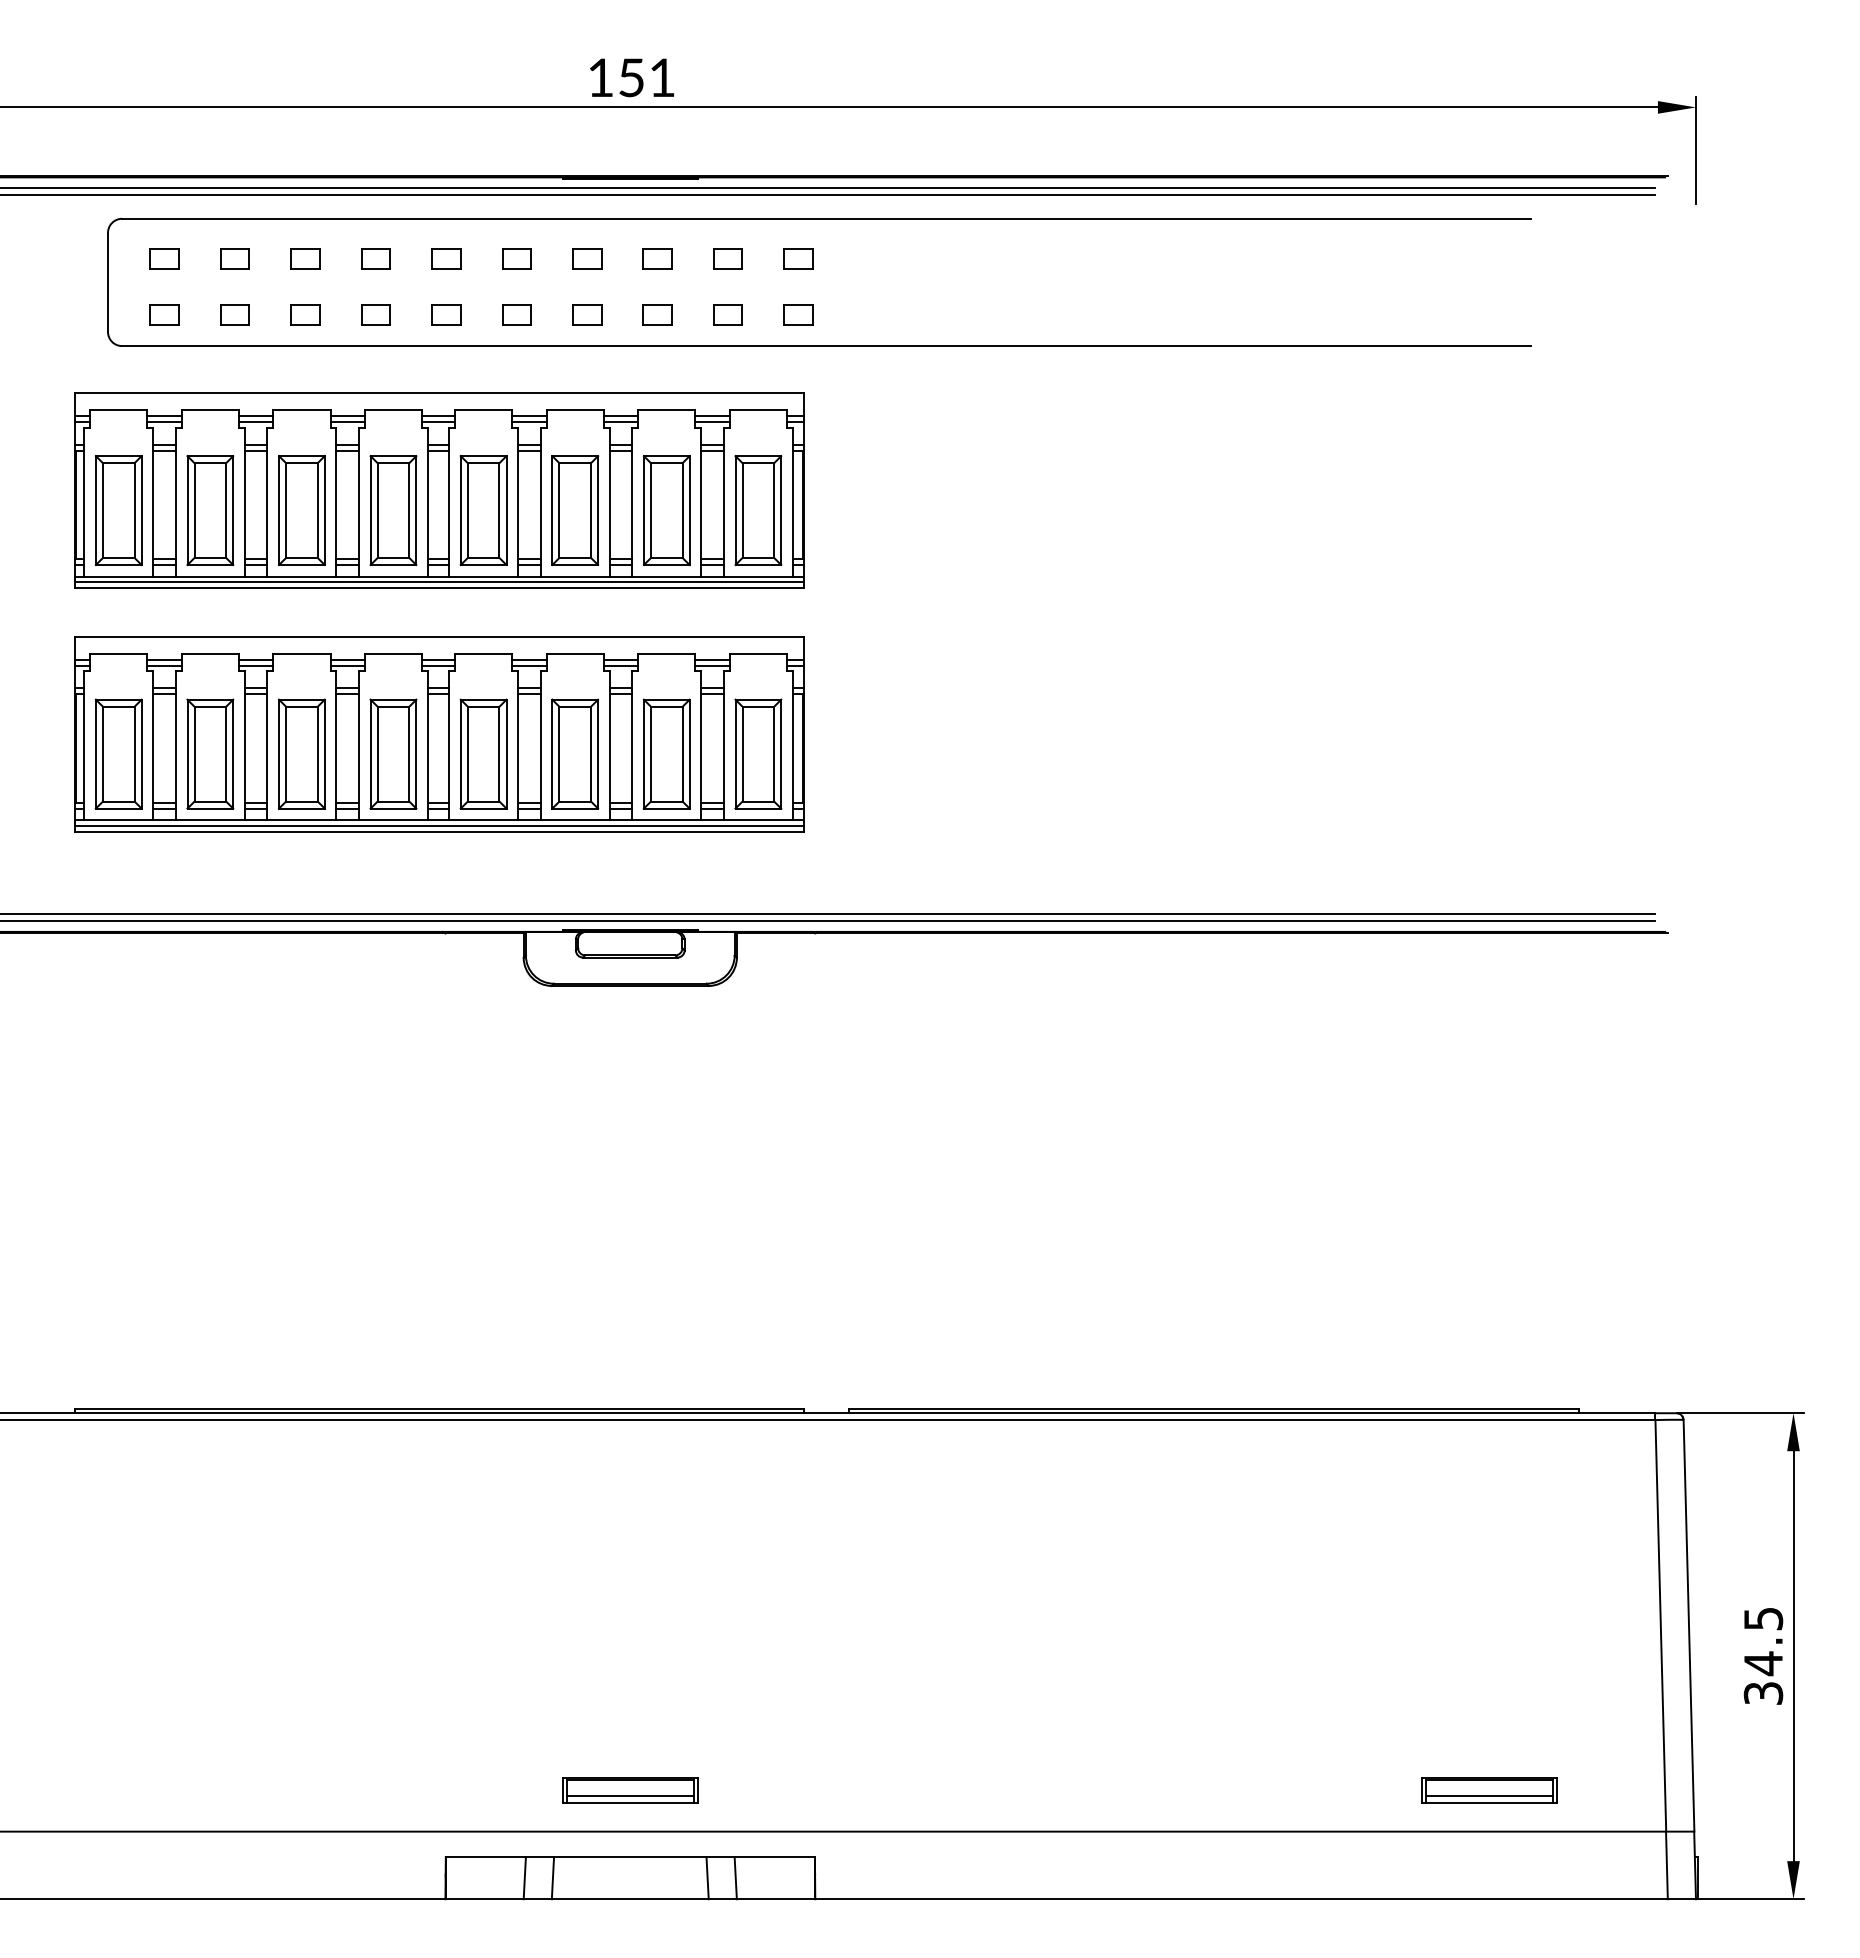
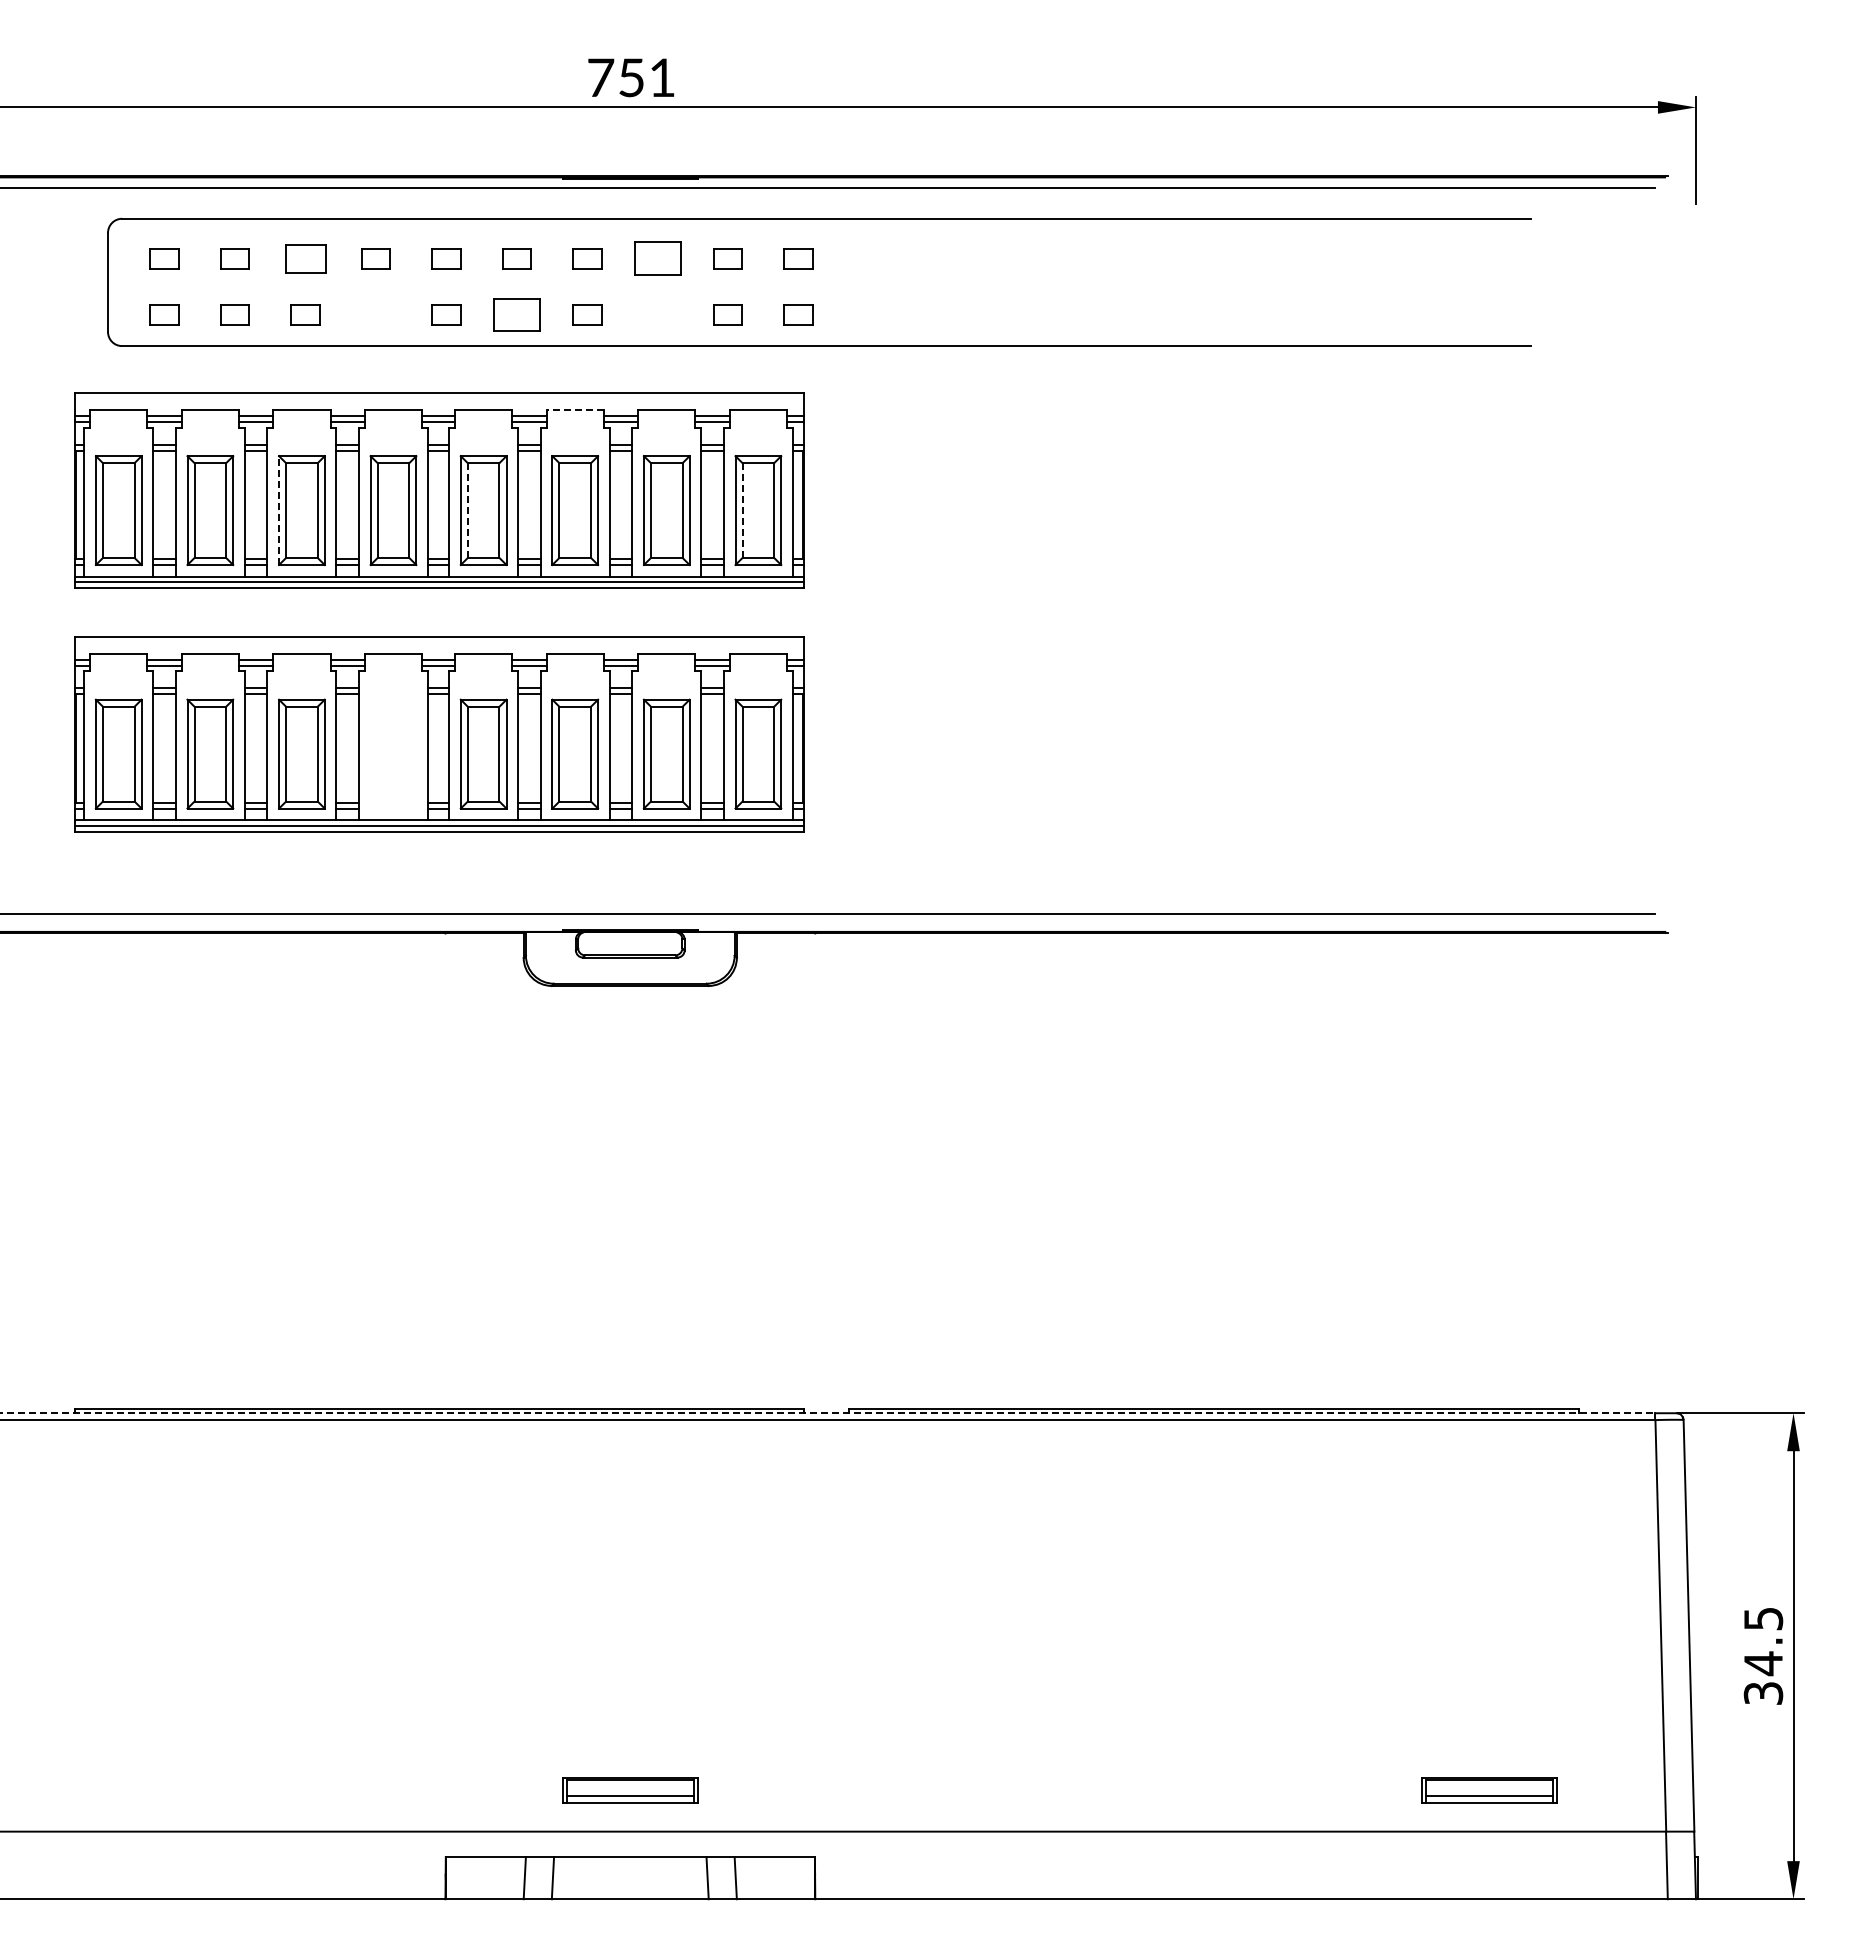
text: 151 -> 751 (601, 77)
line: present -> none (828, 195)
part size: 31x22 px -> 42x30 px (305, 258)
part size: 31x22 px -> 48x35 px (657, 258)
part: present -> none (375, 314)
part size: 30x22 px -> 48x34 px (516, 314)
part: present -> none (657, 314)
line: solid -> dashed (575, 410)
line: solid -> dashed (279, 510)
line: solid -> dashed (467, 511)
line: solid -> dashed (742, 511)
part: present -> none (393, 753)
line: present -> none (828, 921)
line: solid -> dashed (827, 1413)
